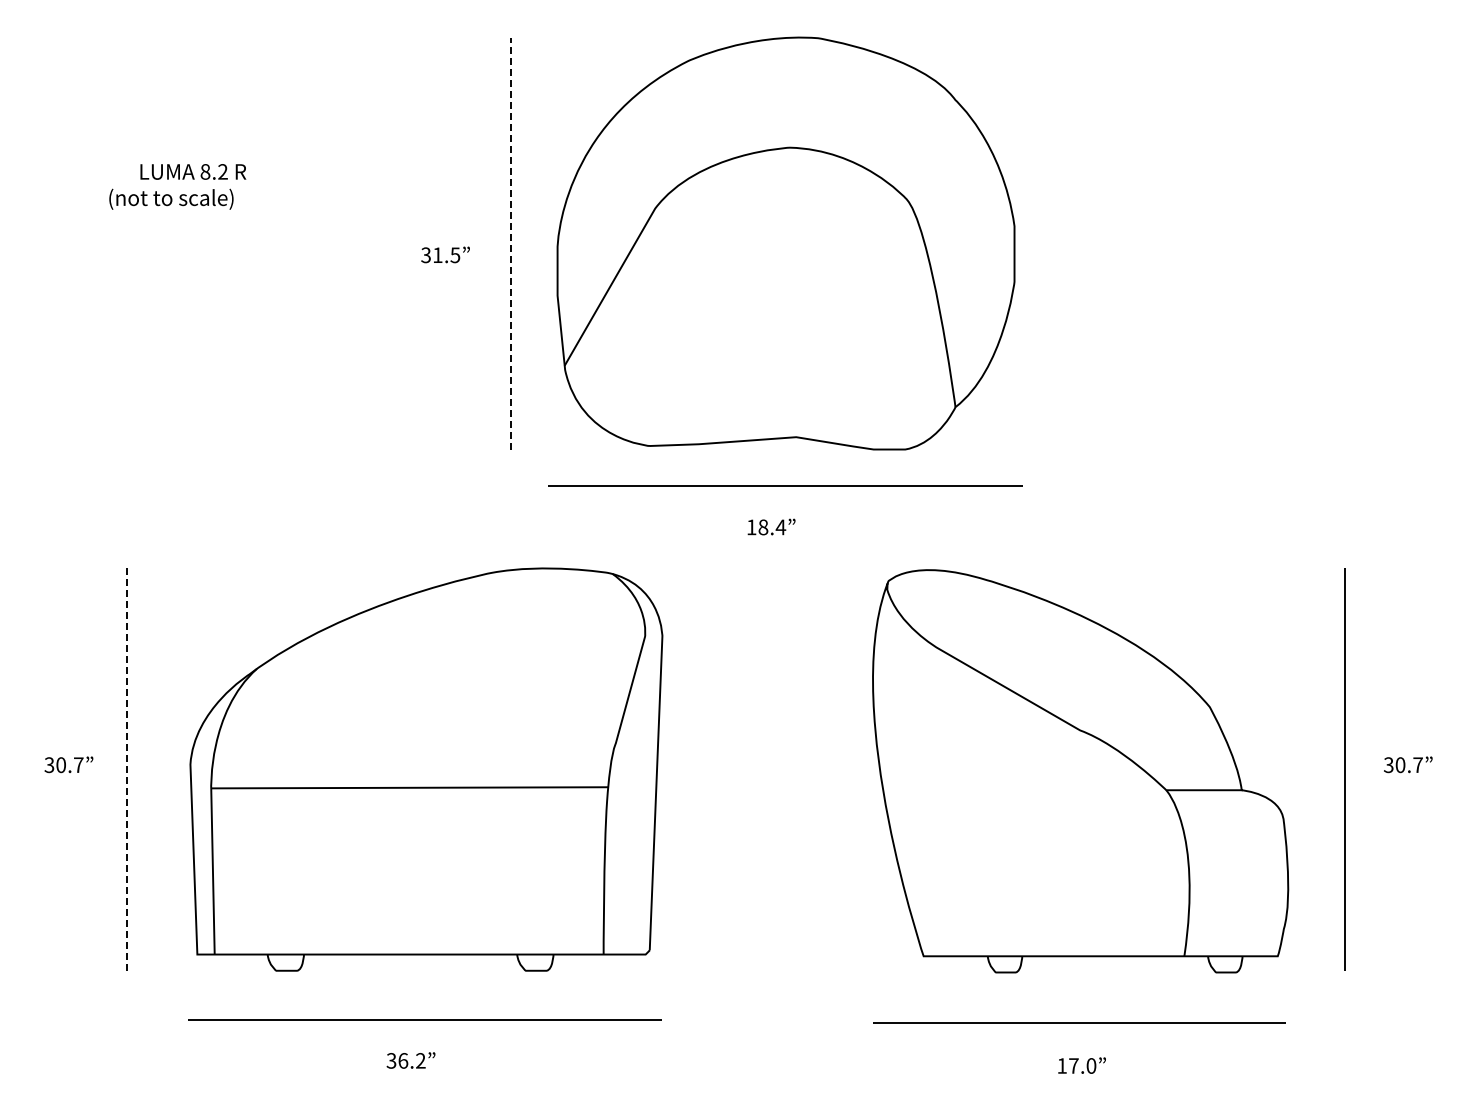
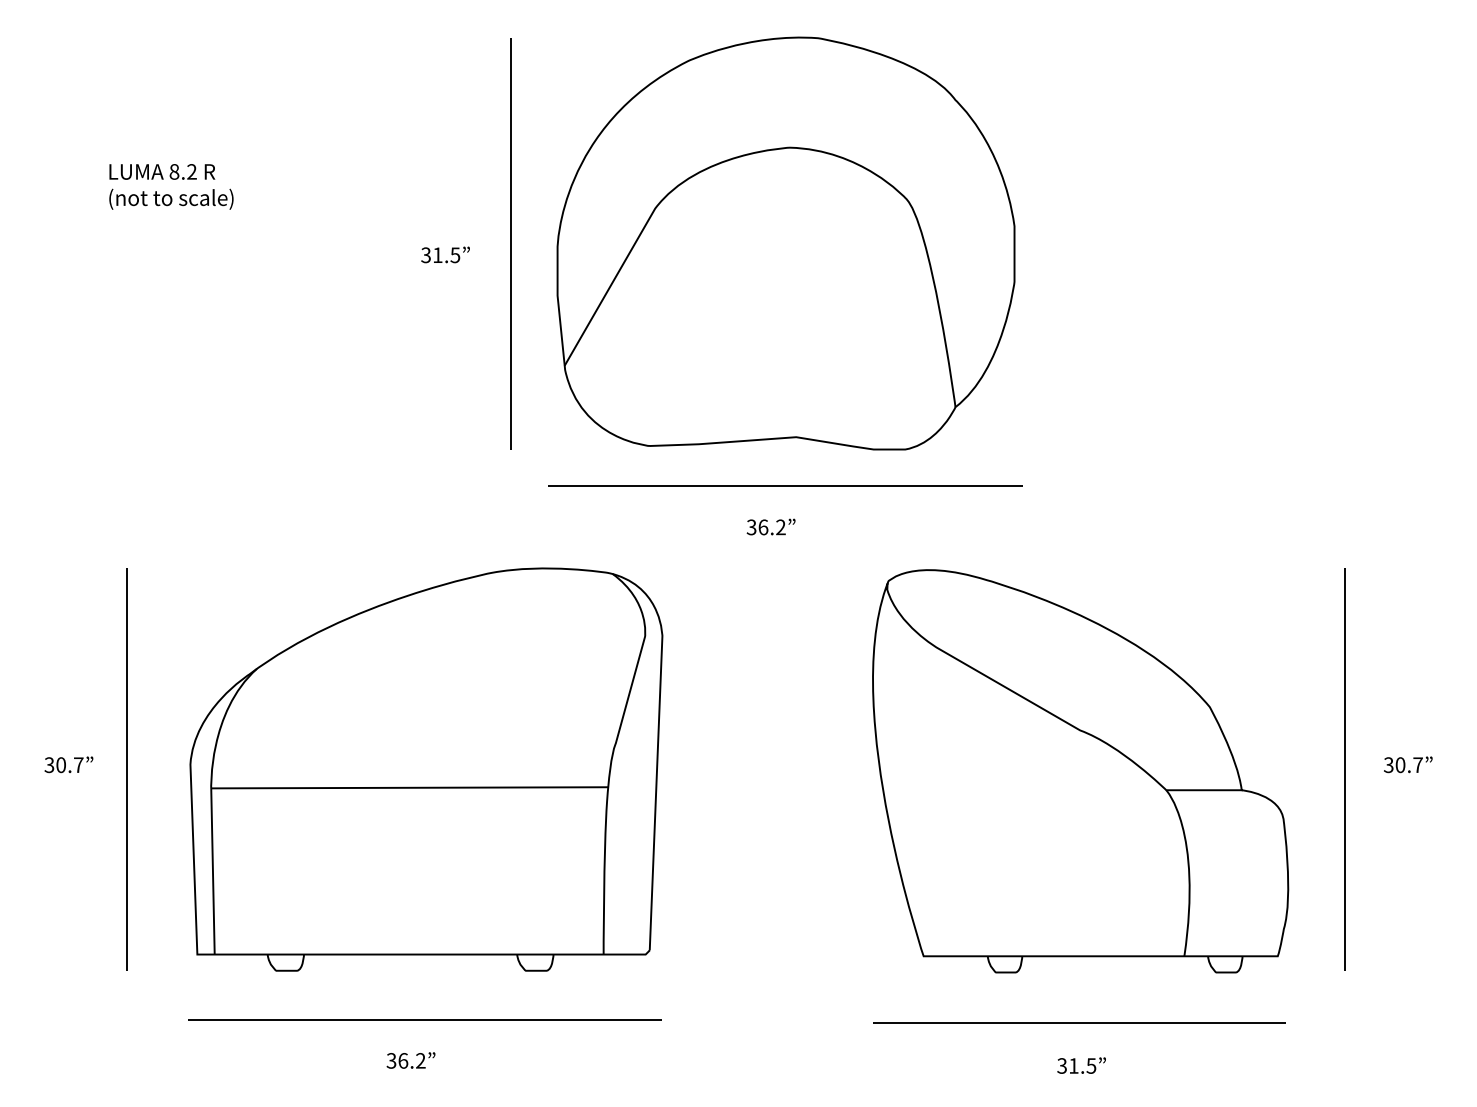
text position: (193, 171) -> (162, 171) (162, 171)
line: dashed -> solid (511, 243)
text: 18.4 -> 36.2 (766, 527)
line: dashed -> solid (127, 770)
text: 17.0 -> 31.5 (1076, 1065)
